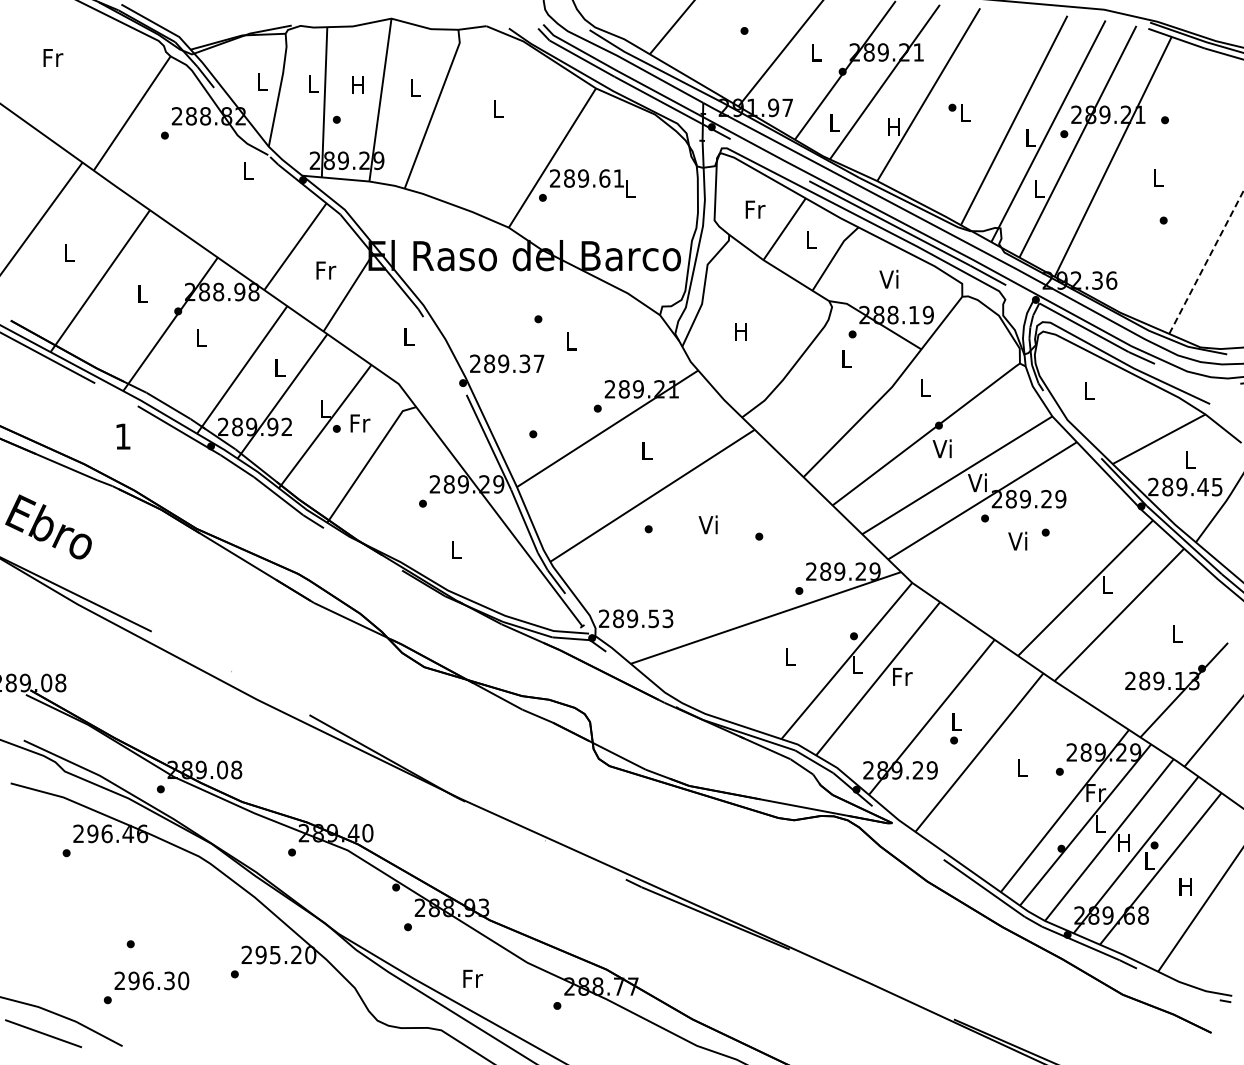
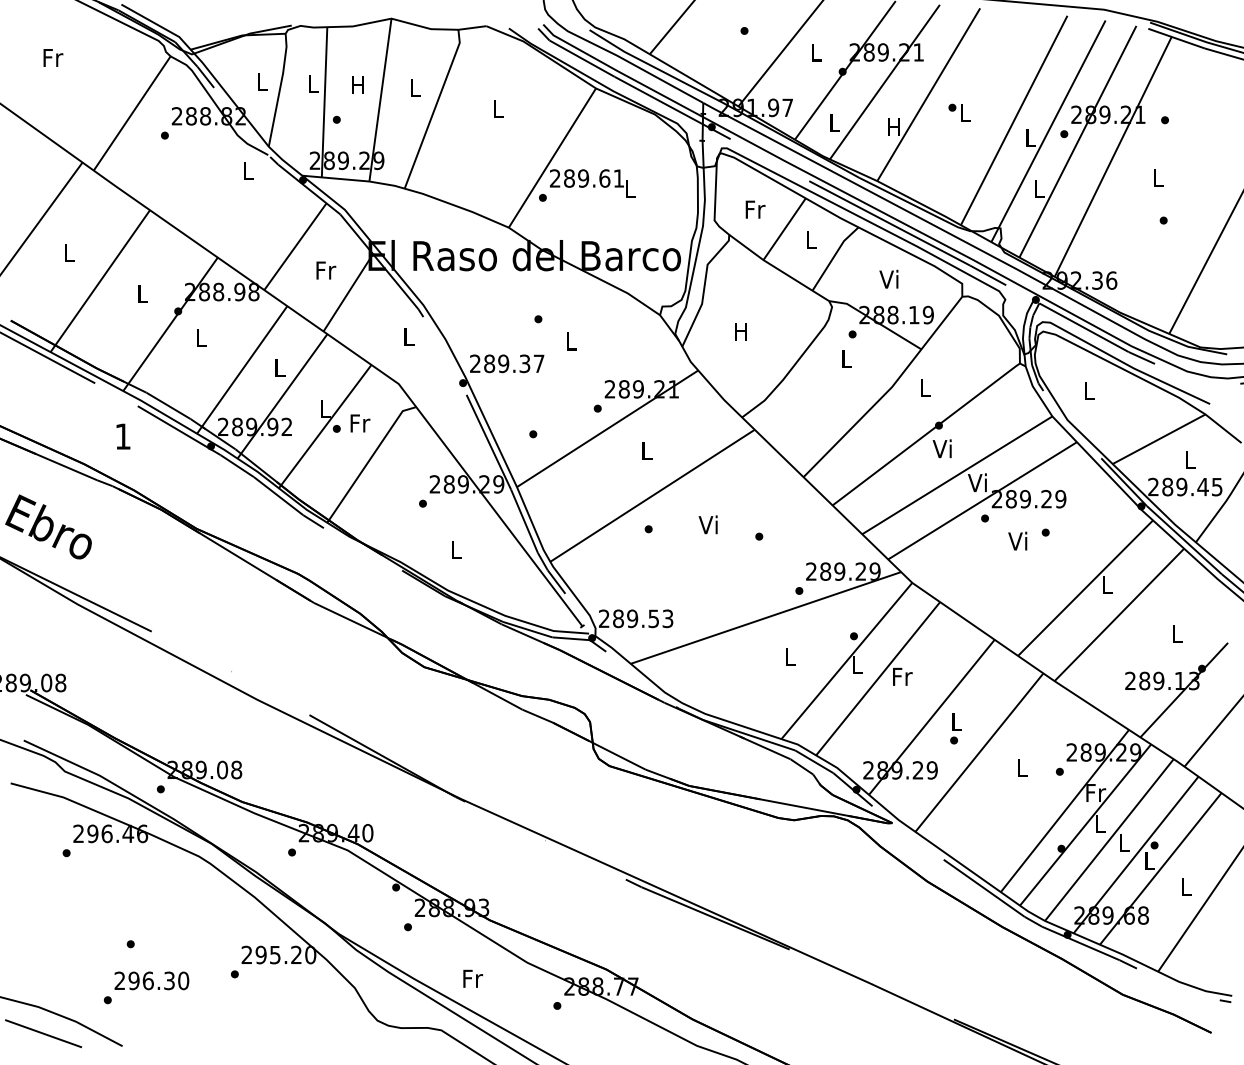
line: dashed -> solid (1206, 262)
text: H -> L (1123, 842)
text: H -> L (1185, 886)
